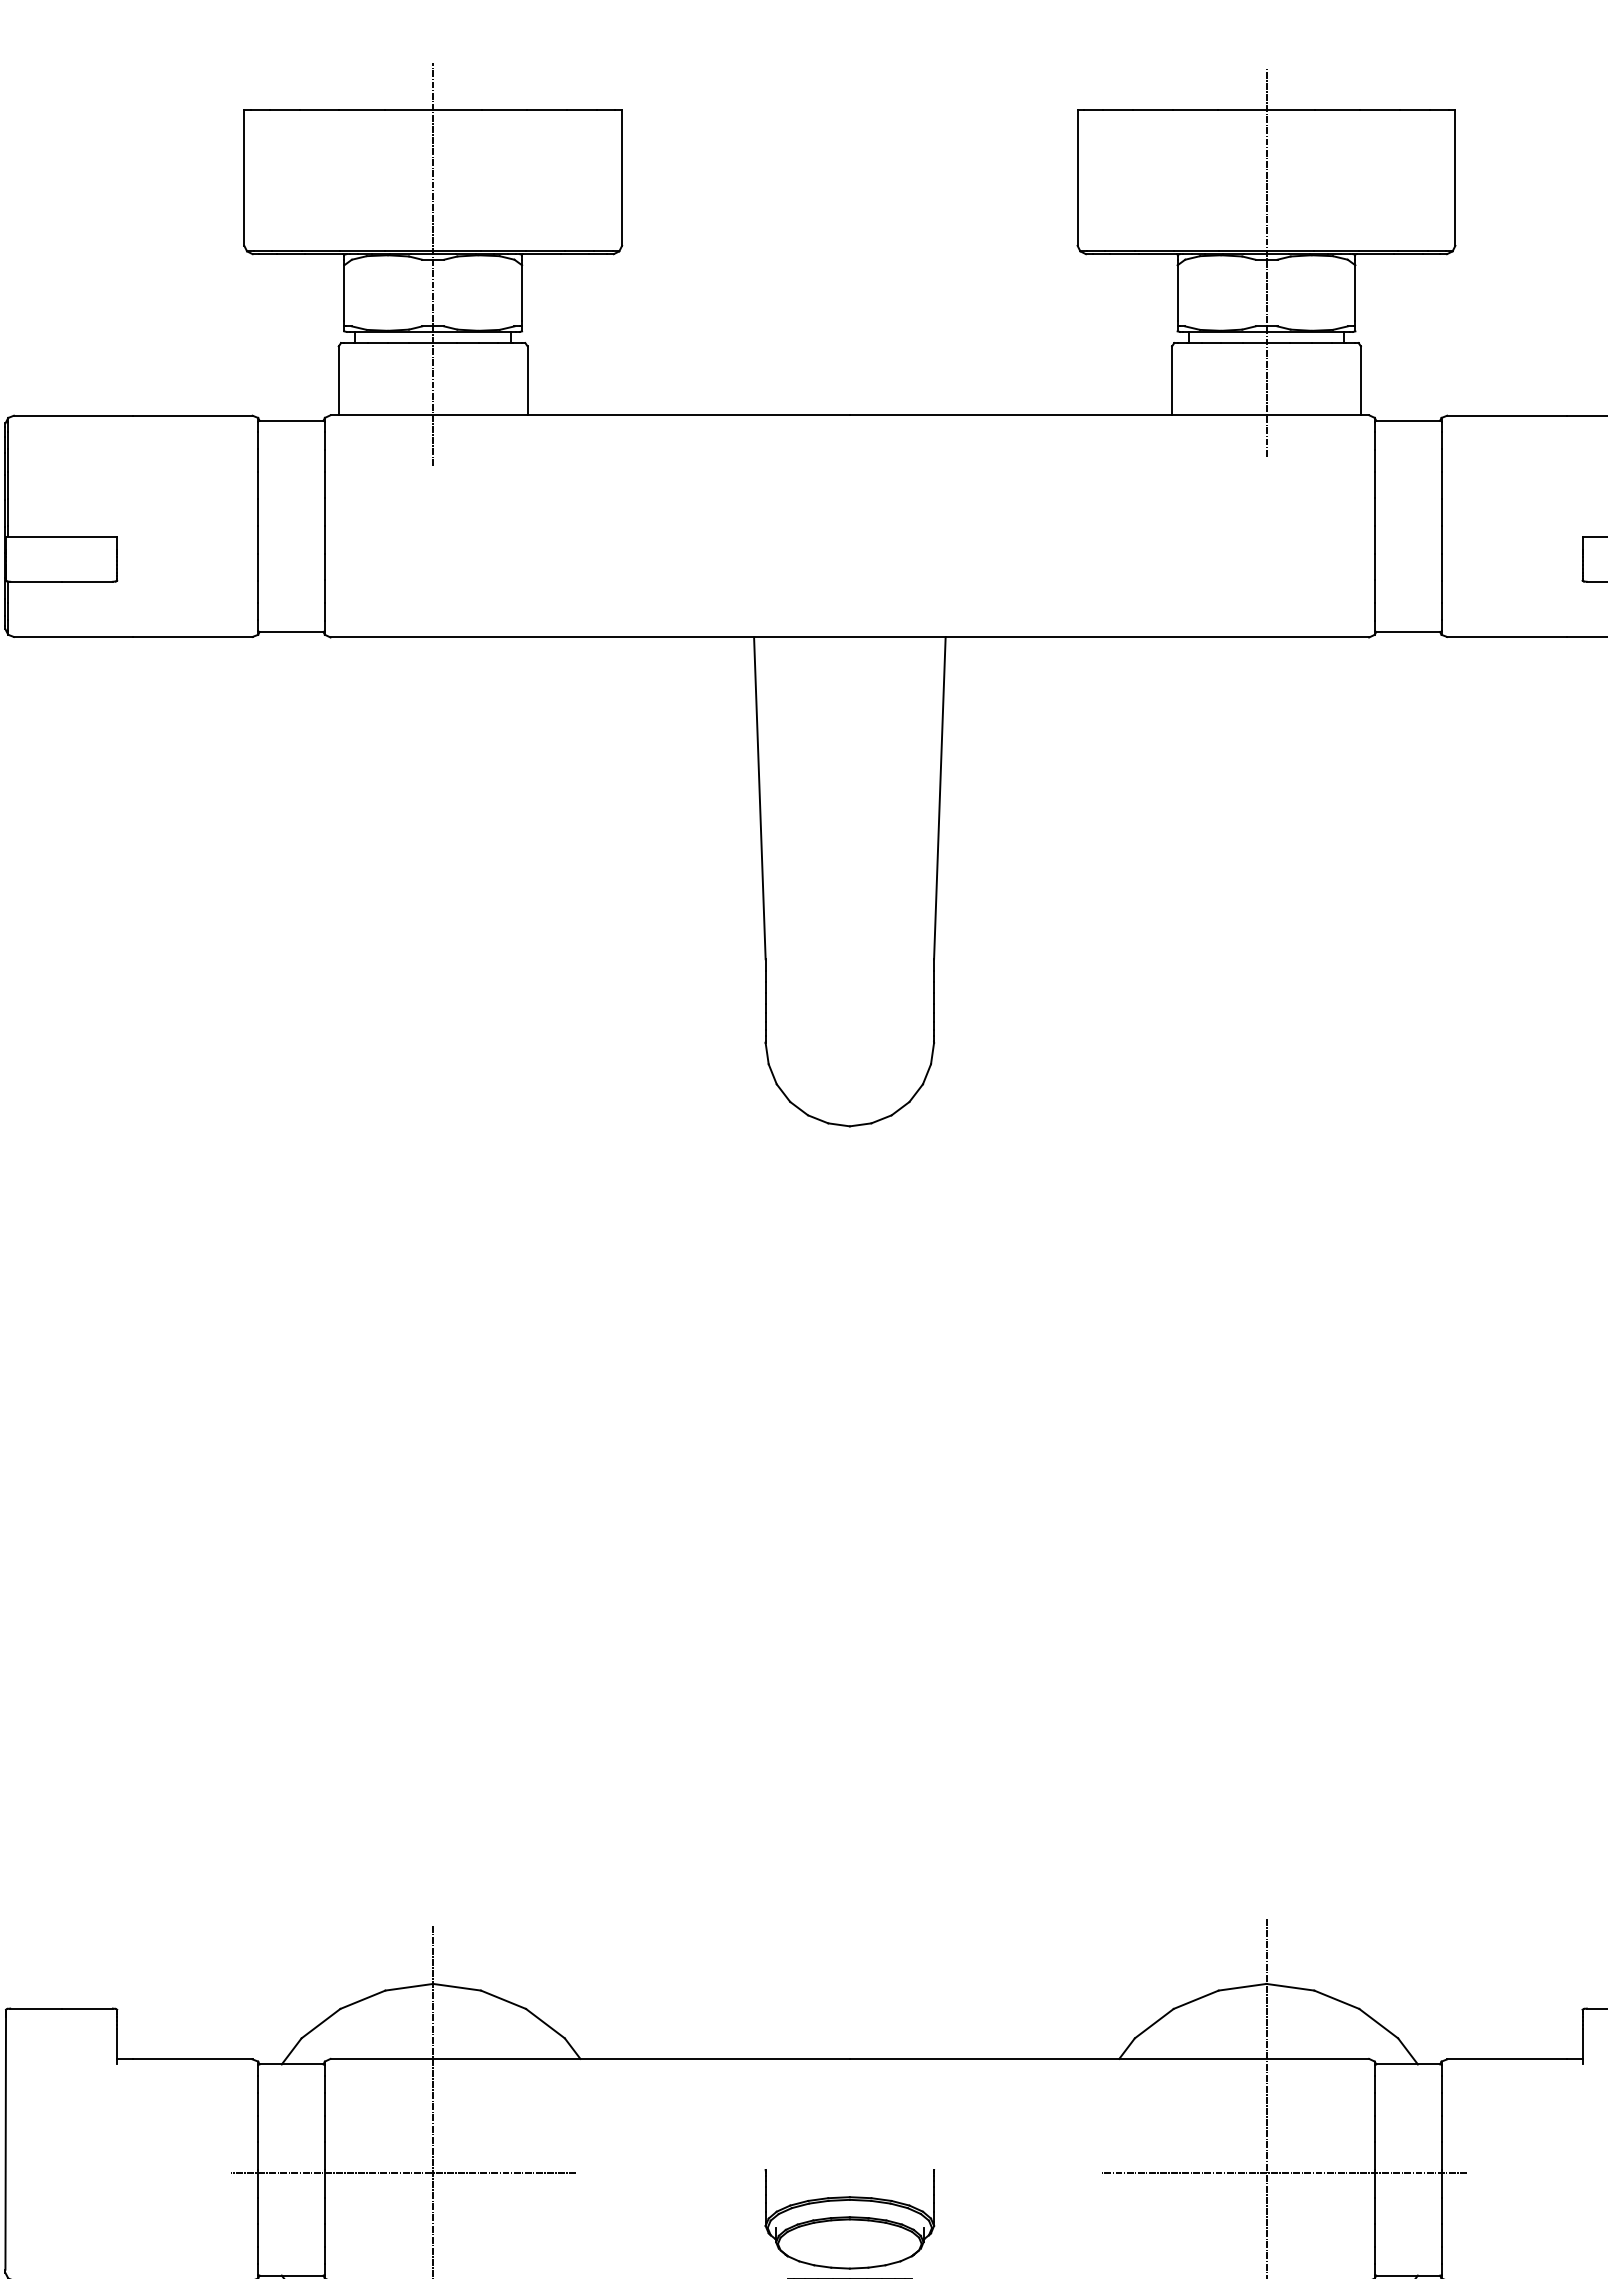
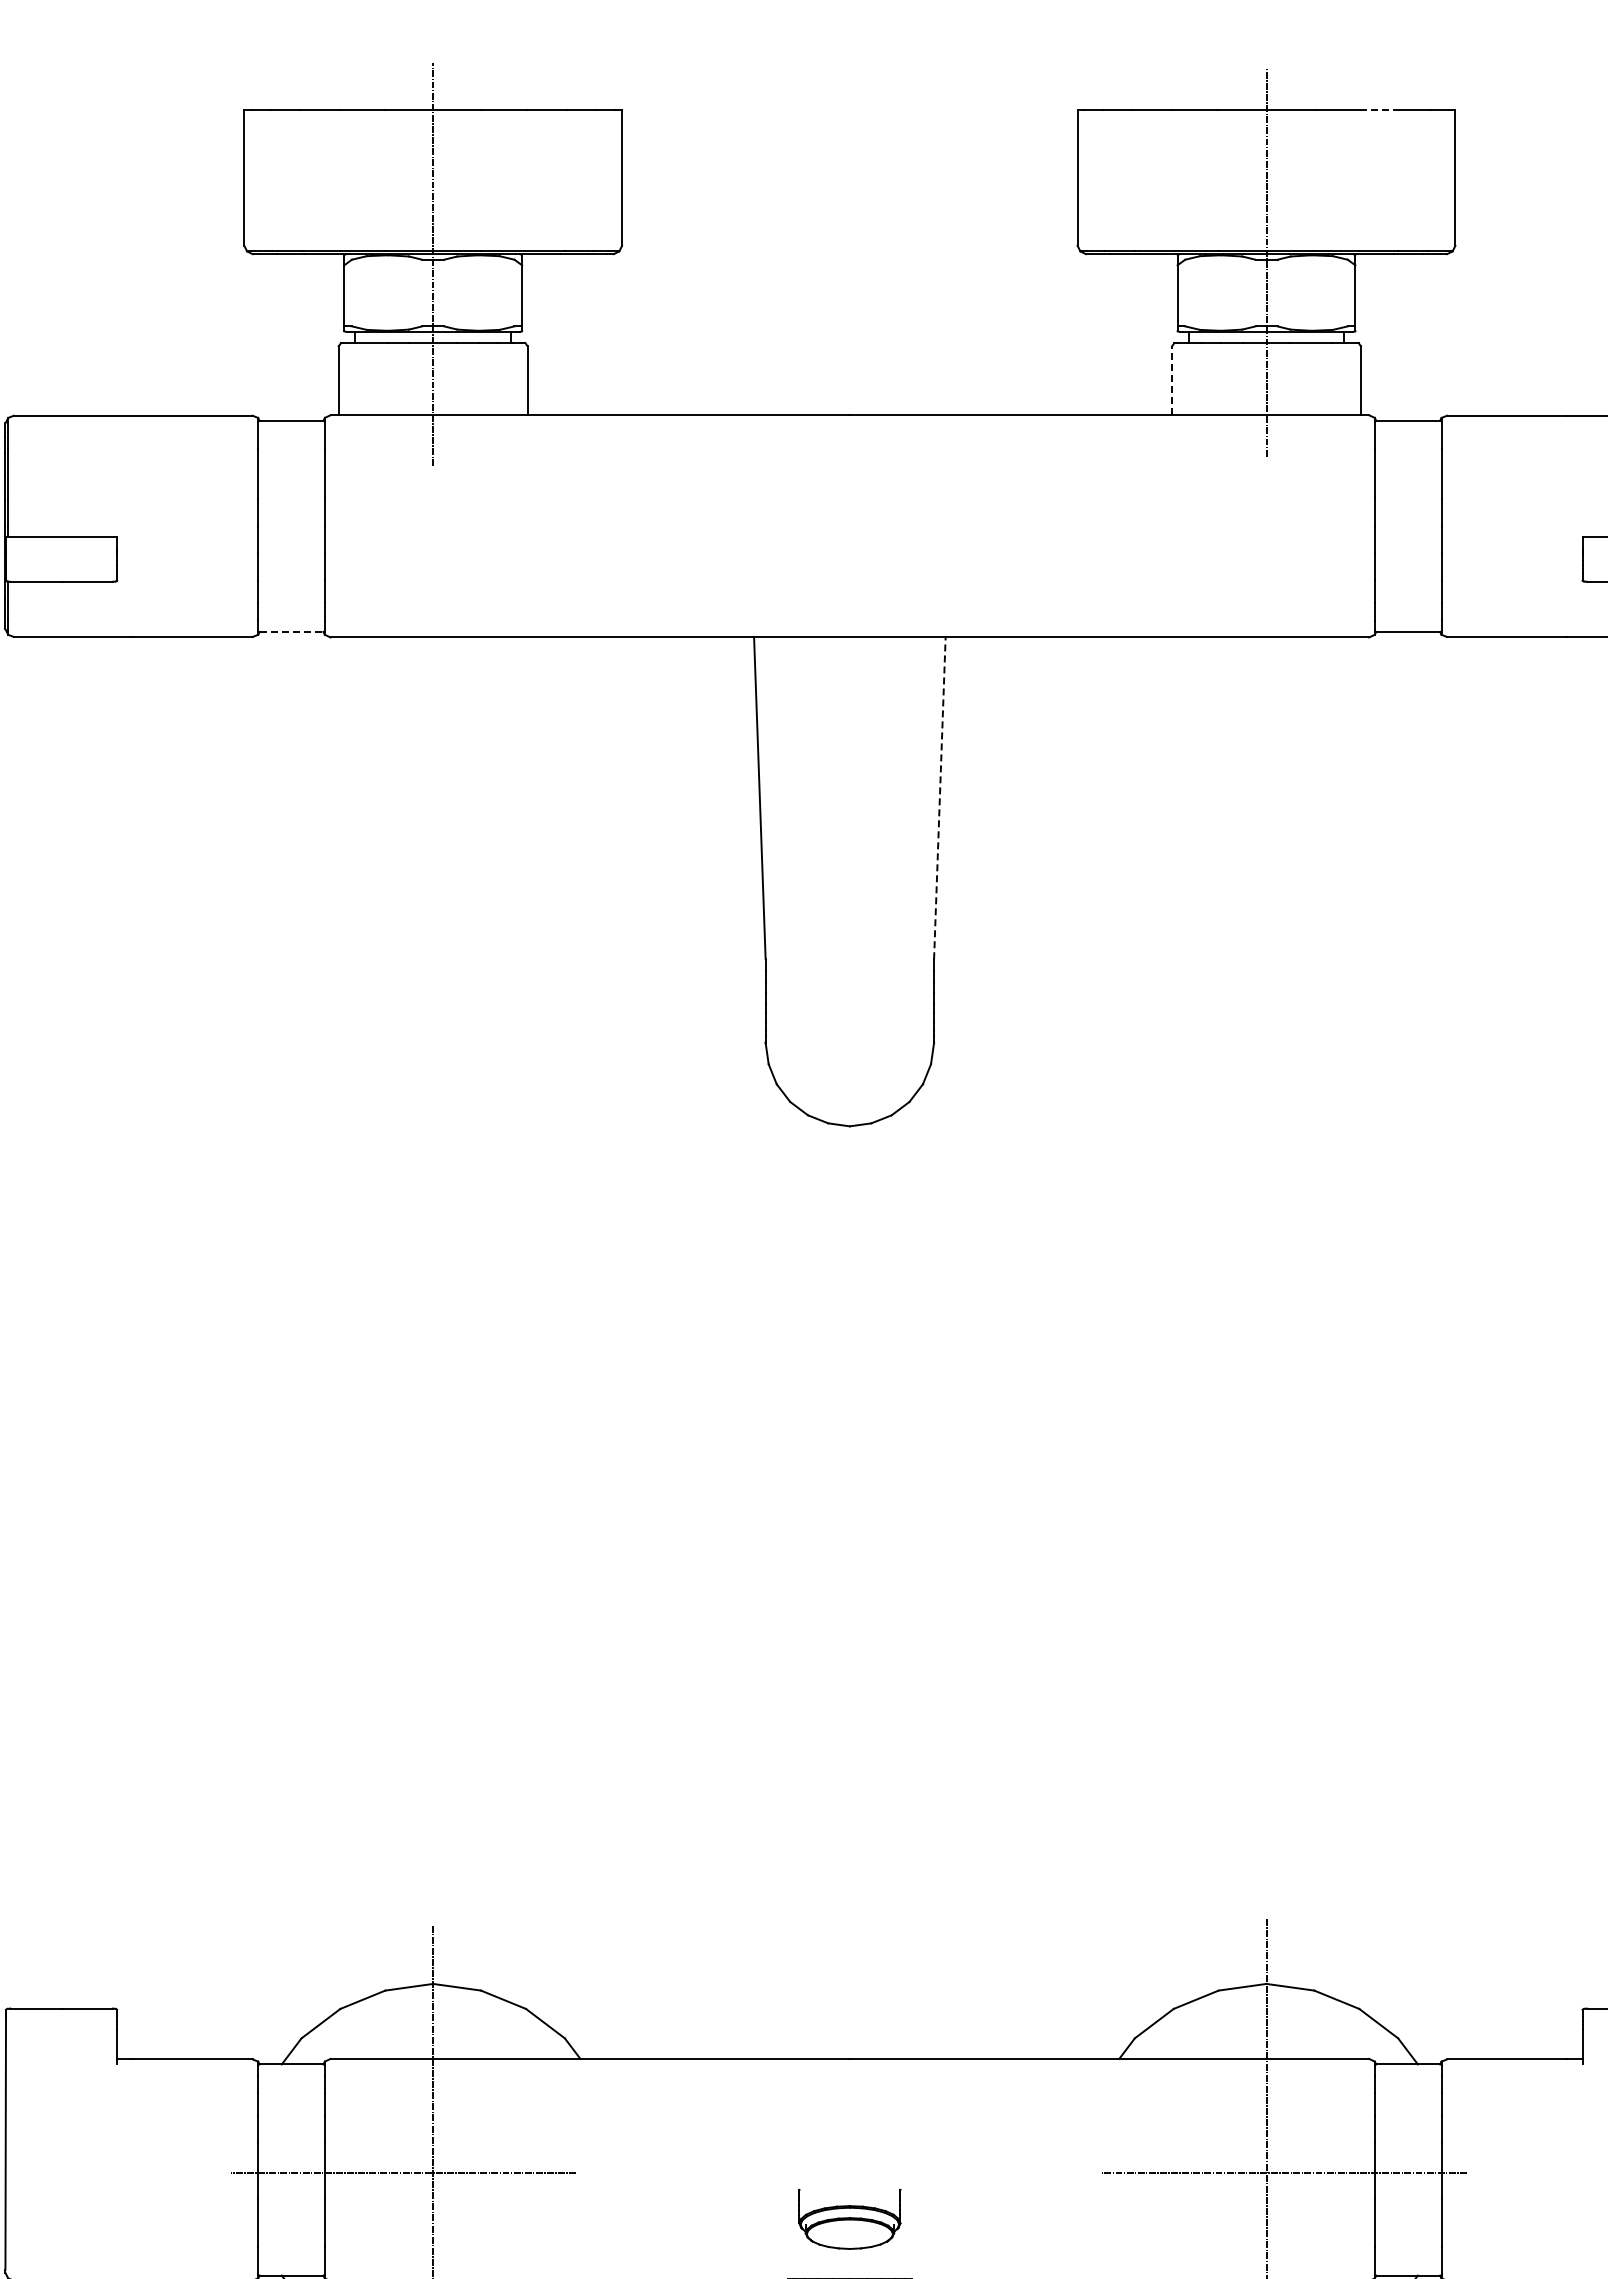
line: solid -> dashed (1380, 109)
line: solid -> dashed (1172, 380)
line: solid -> dashed (291, 631)
line: solid -> dashed (939, 798)
part size: 172x101 px -> 104x62 px (849, 2218)
